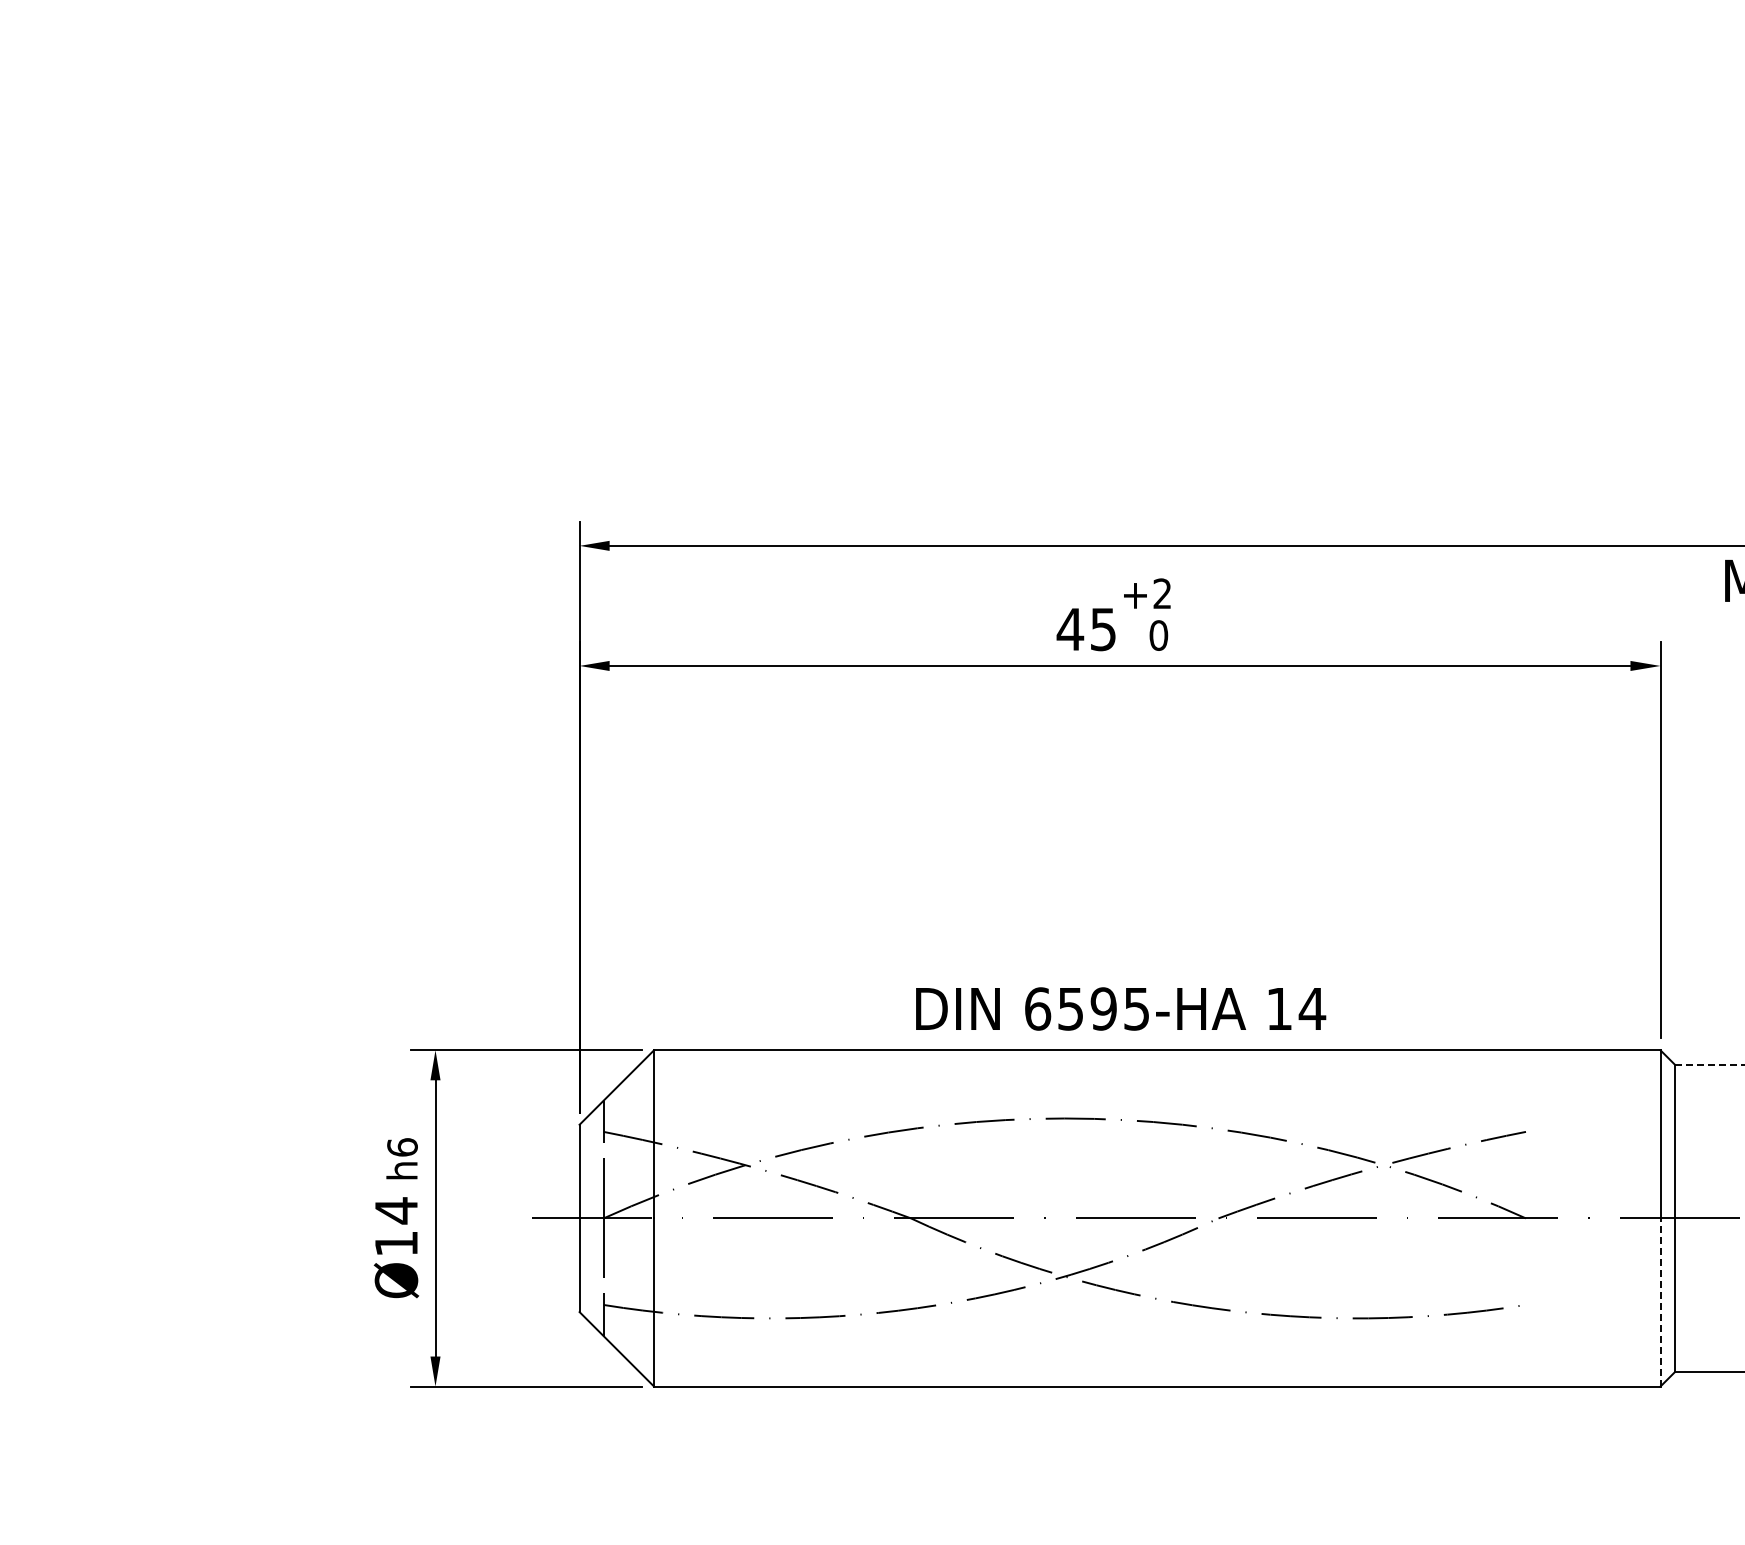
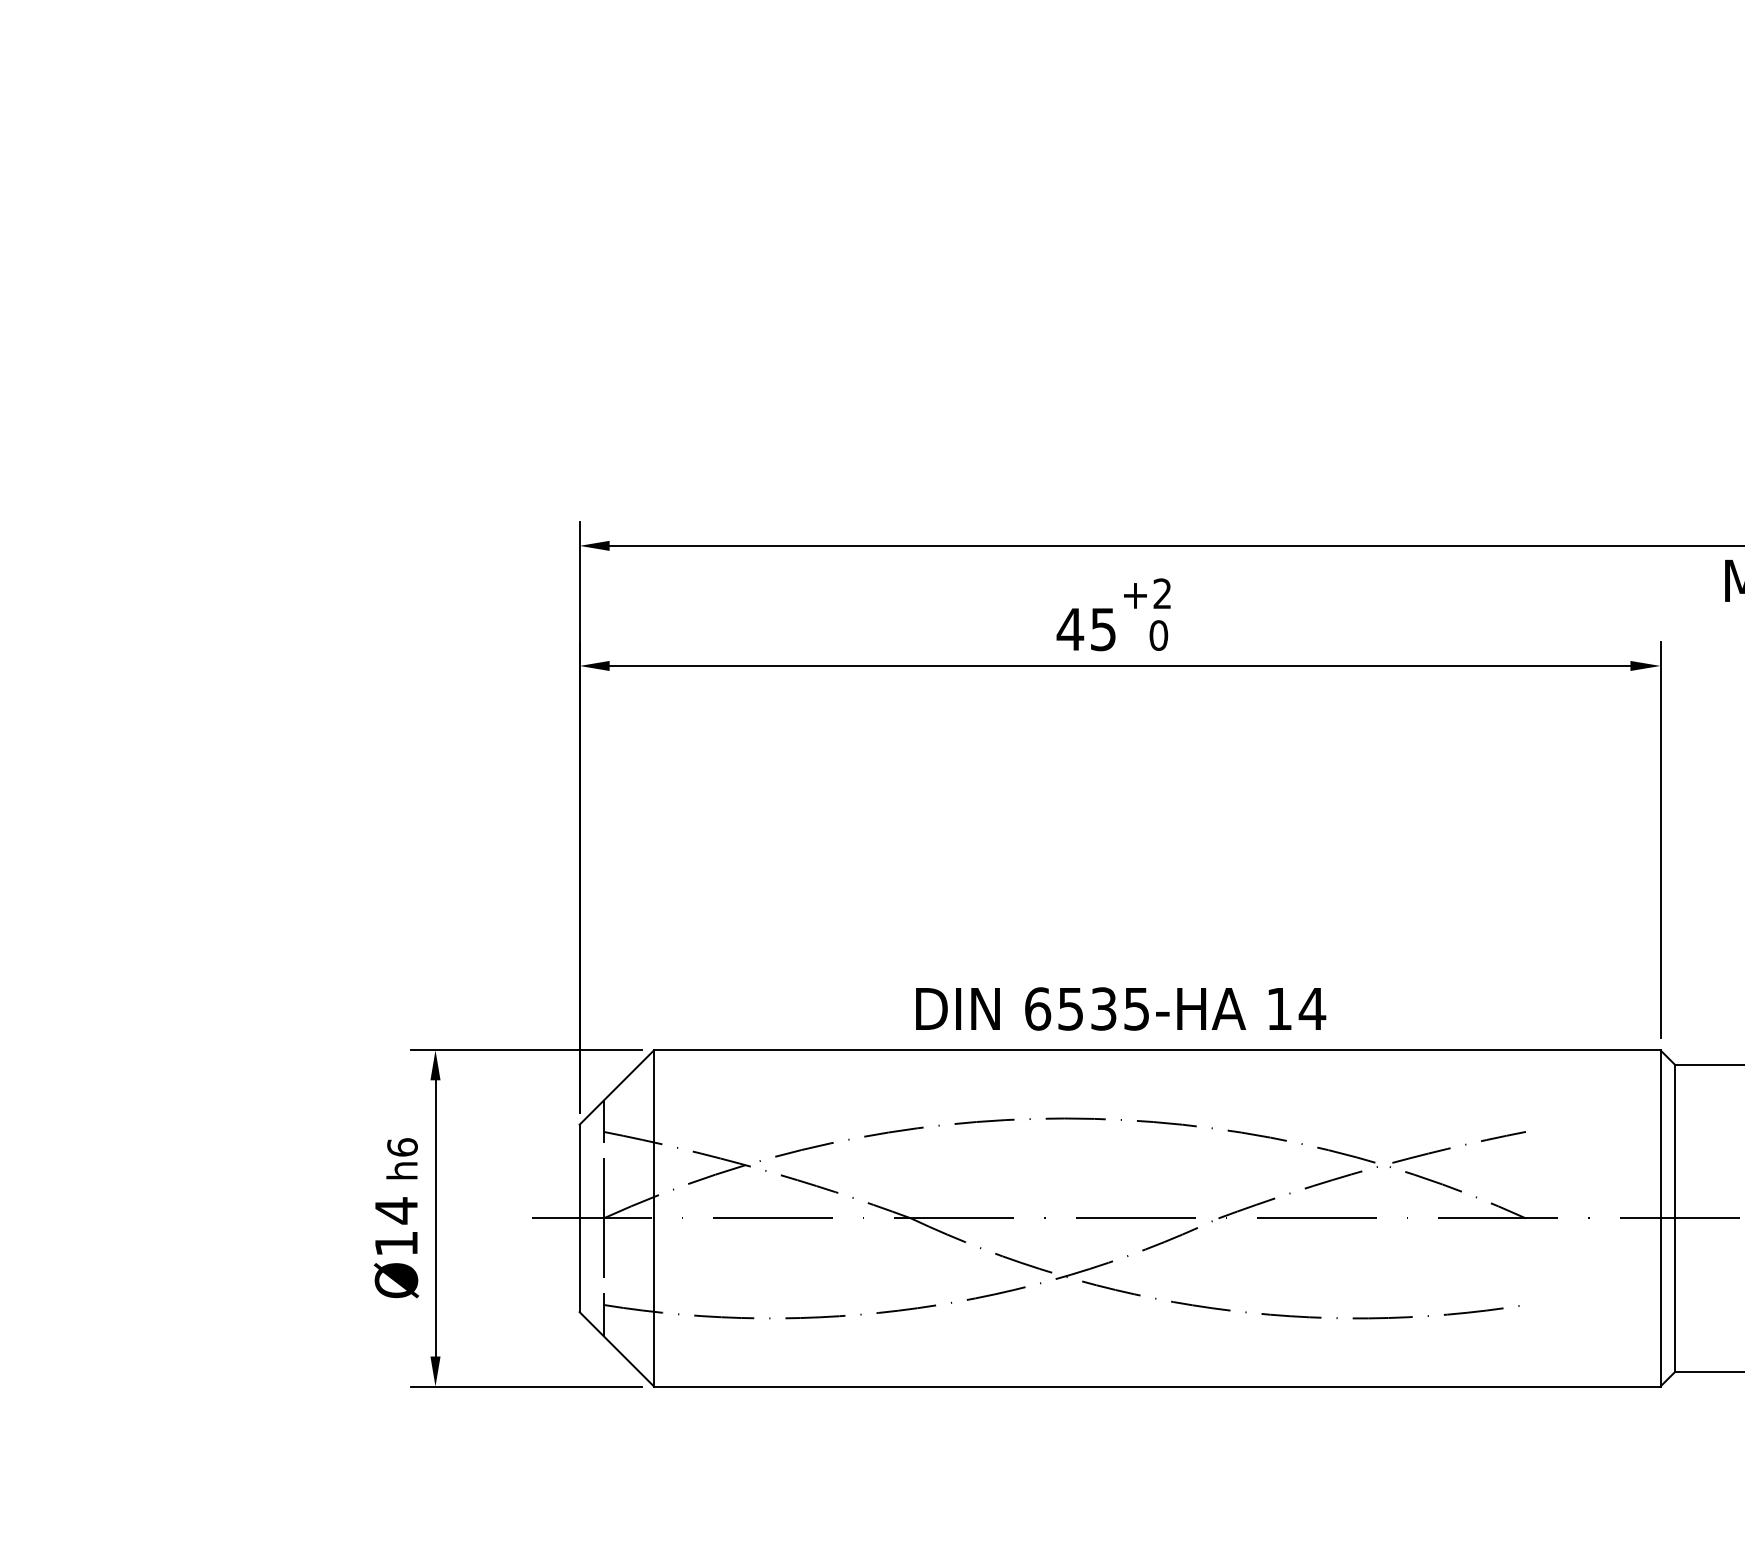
text: 6595-HA -> 6535-HA (1103, 1008)
line: dashed -> solid (1709, 1064)
line: dashed -> solid (1660, 1301)
